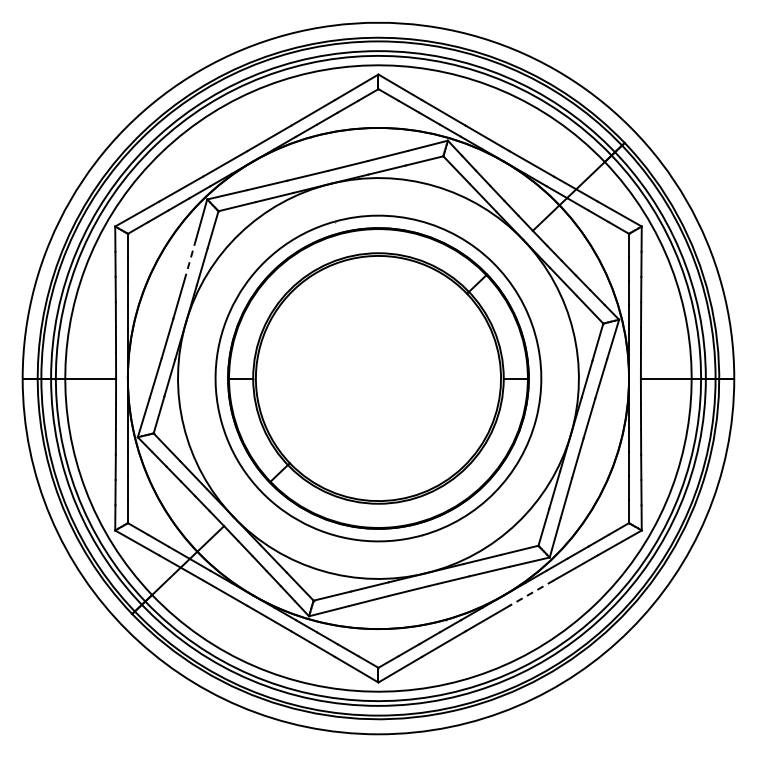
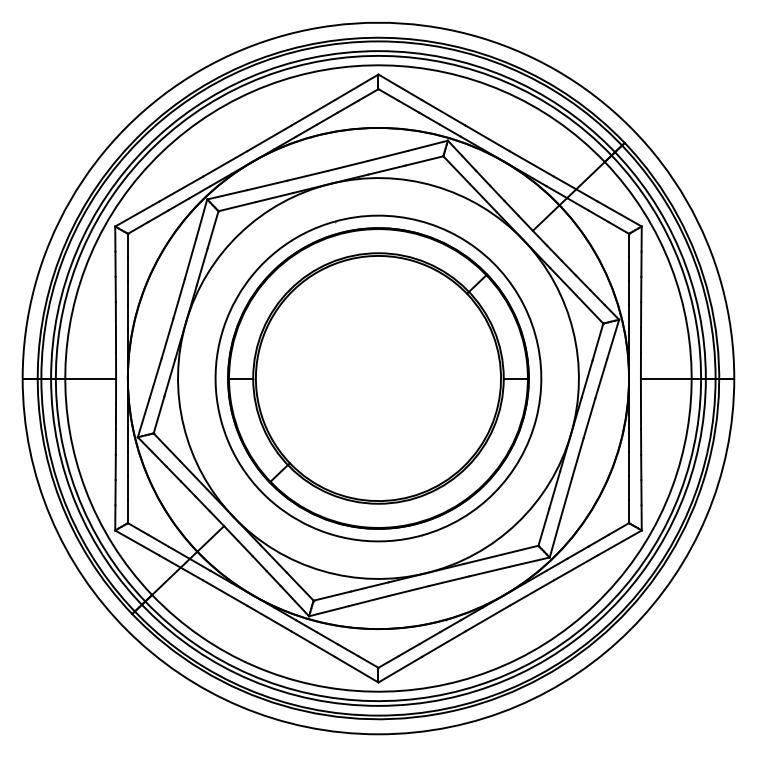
line: dashed -> solid (190, 259)
line: dashed -> solid (531, 593)
